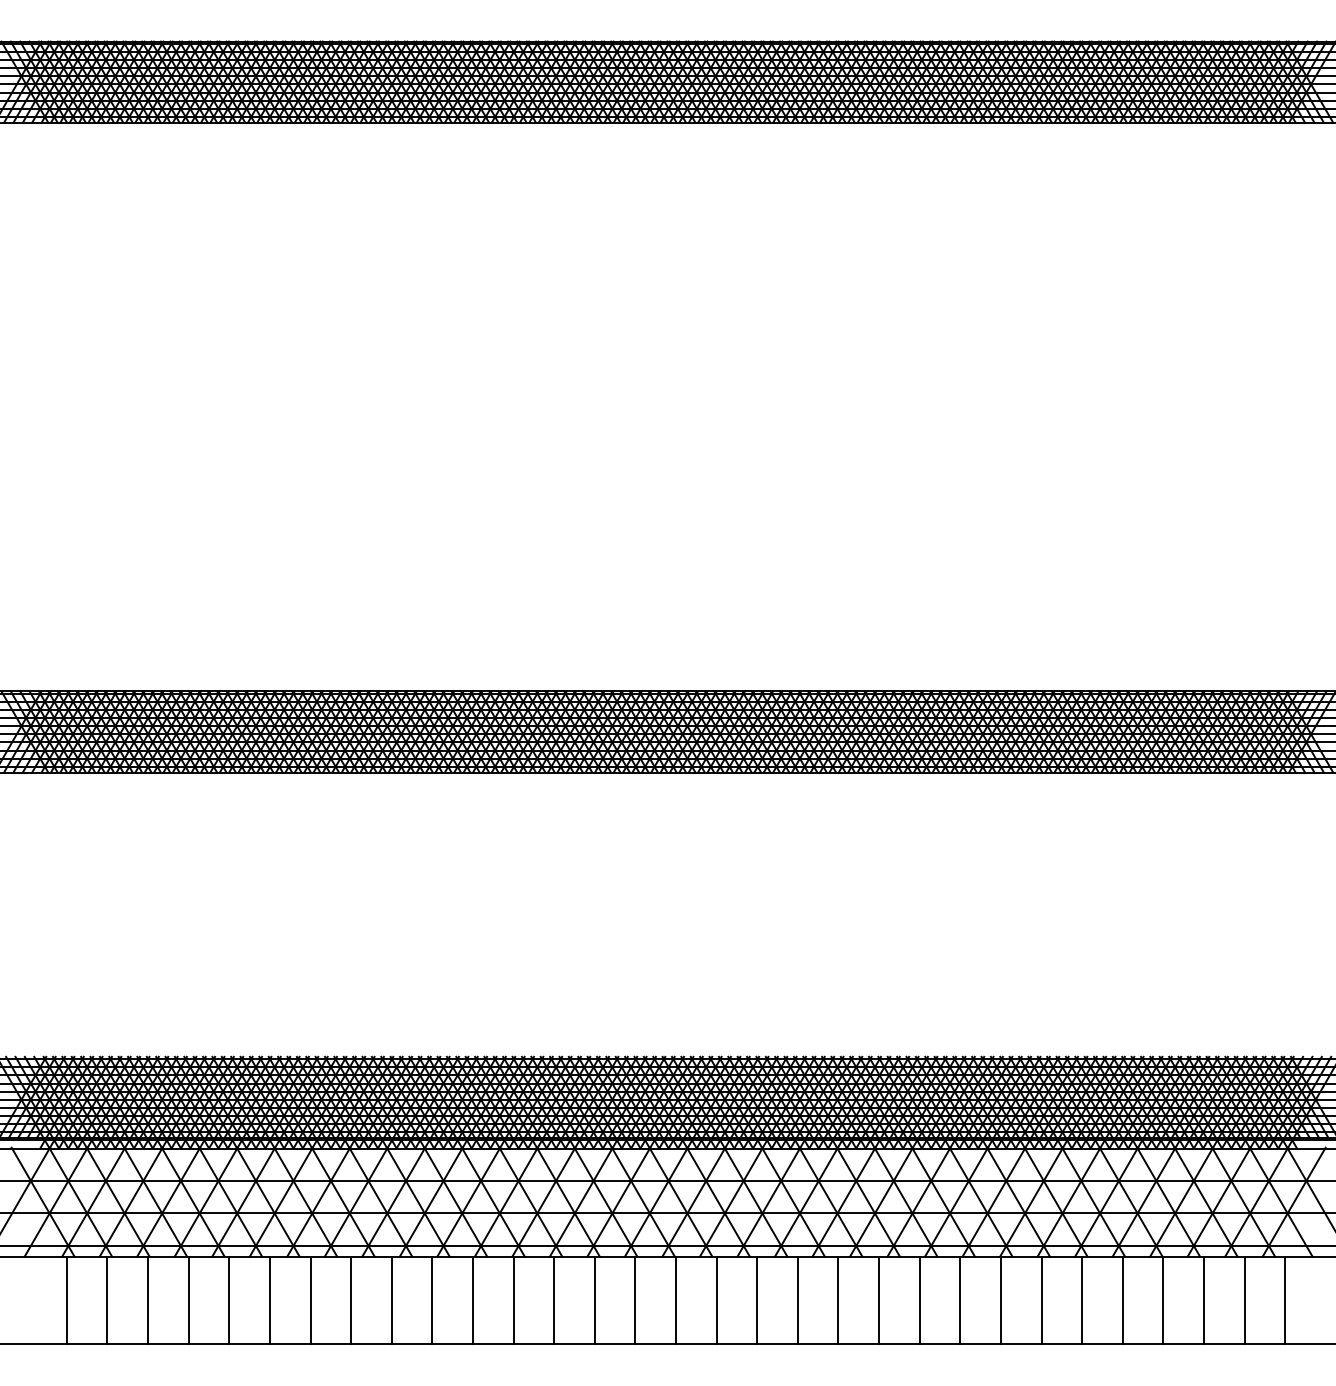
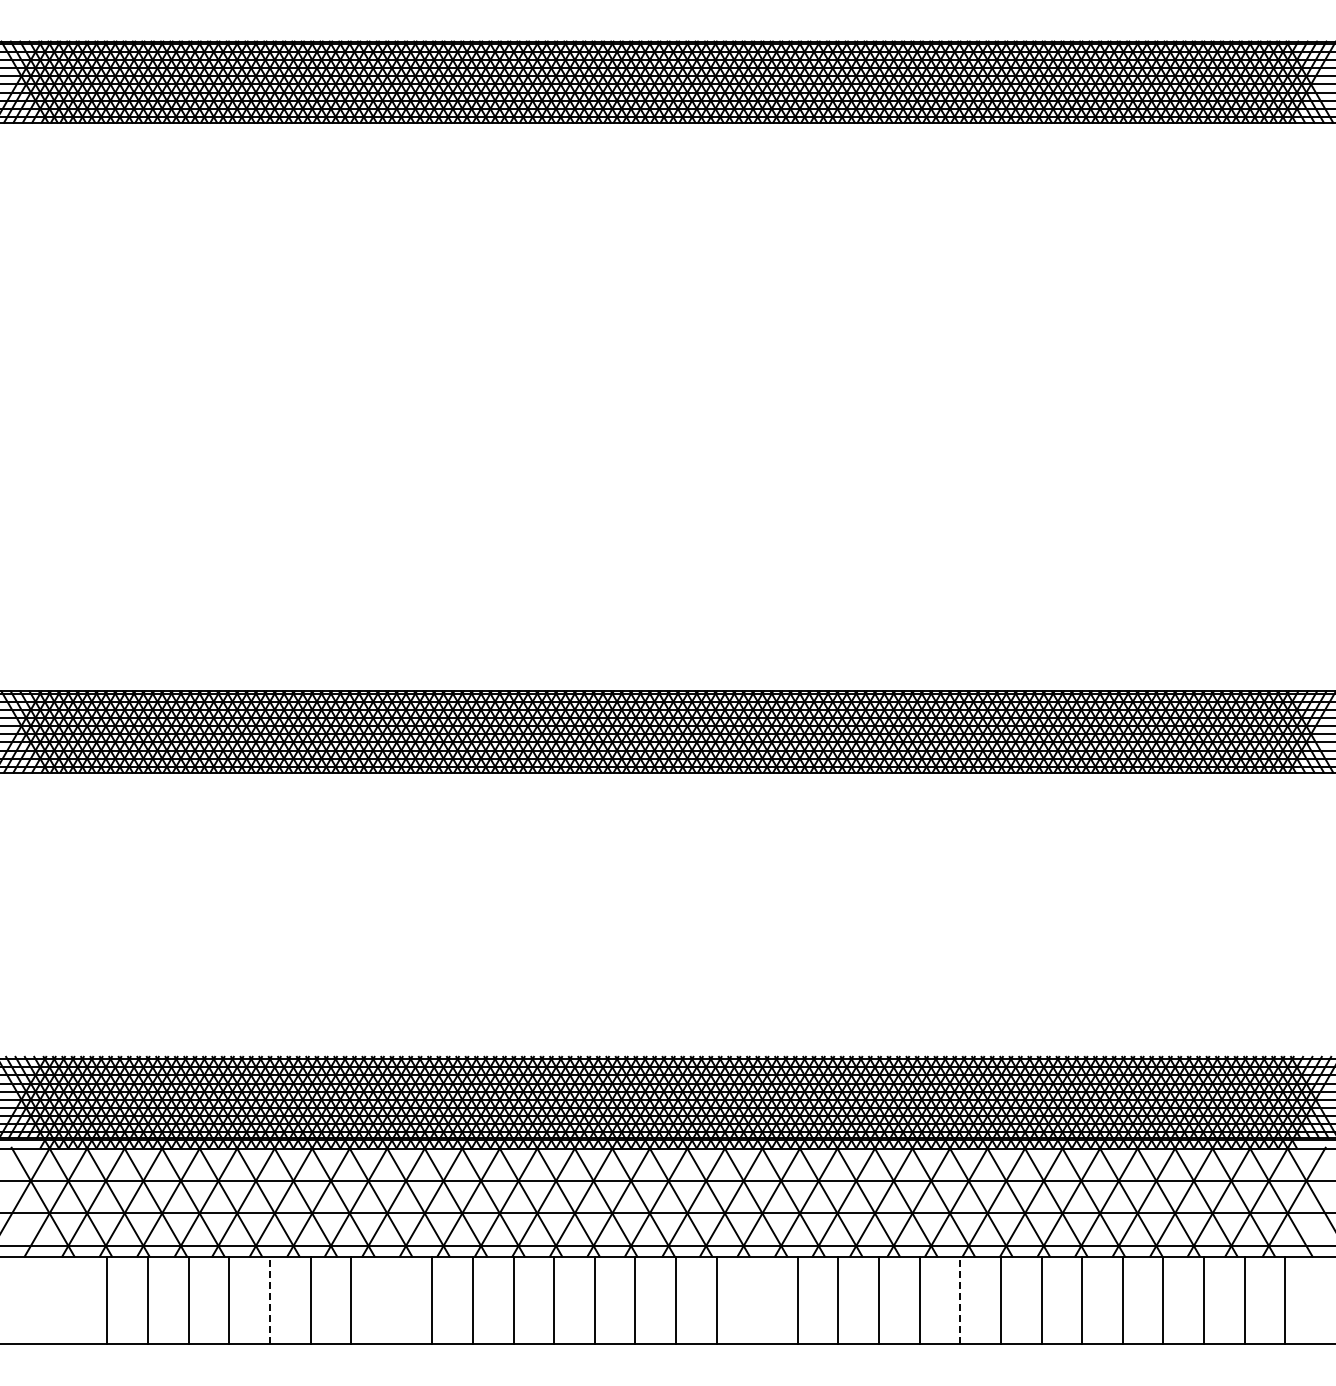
line: present -> none (66, 1300)
line: solid -> dashed (269, 1300)
line: present -> none (391, 1300)
line: present -> none (757, 1300)
line: solid -> dashed (960, 1300)
